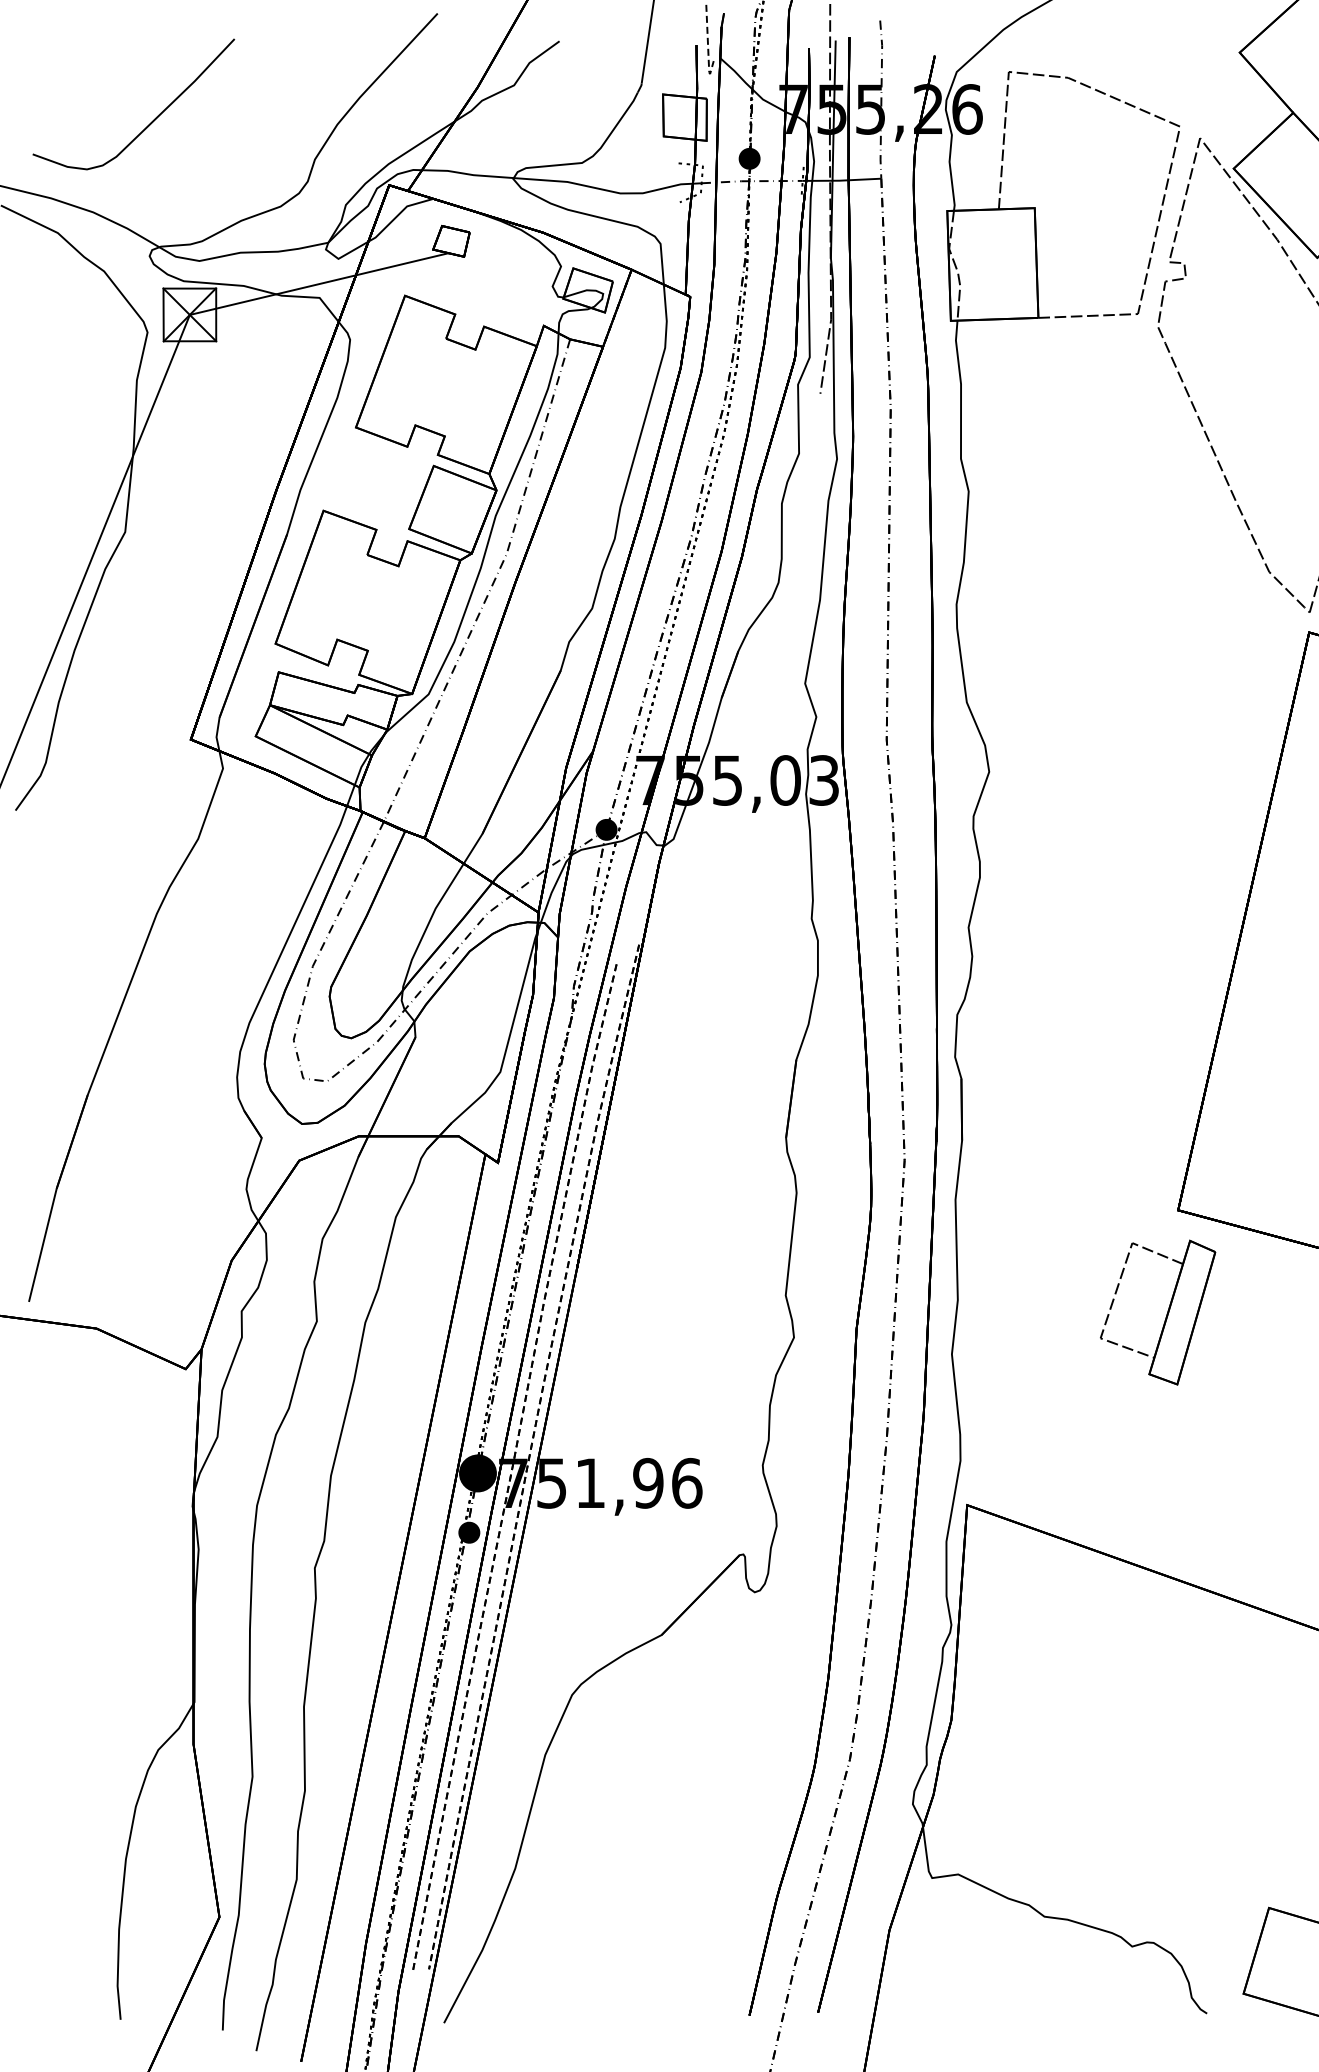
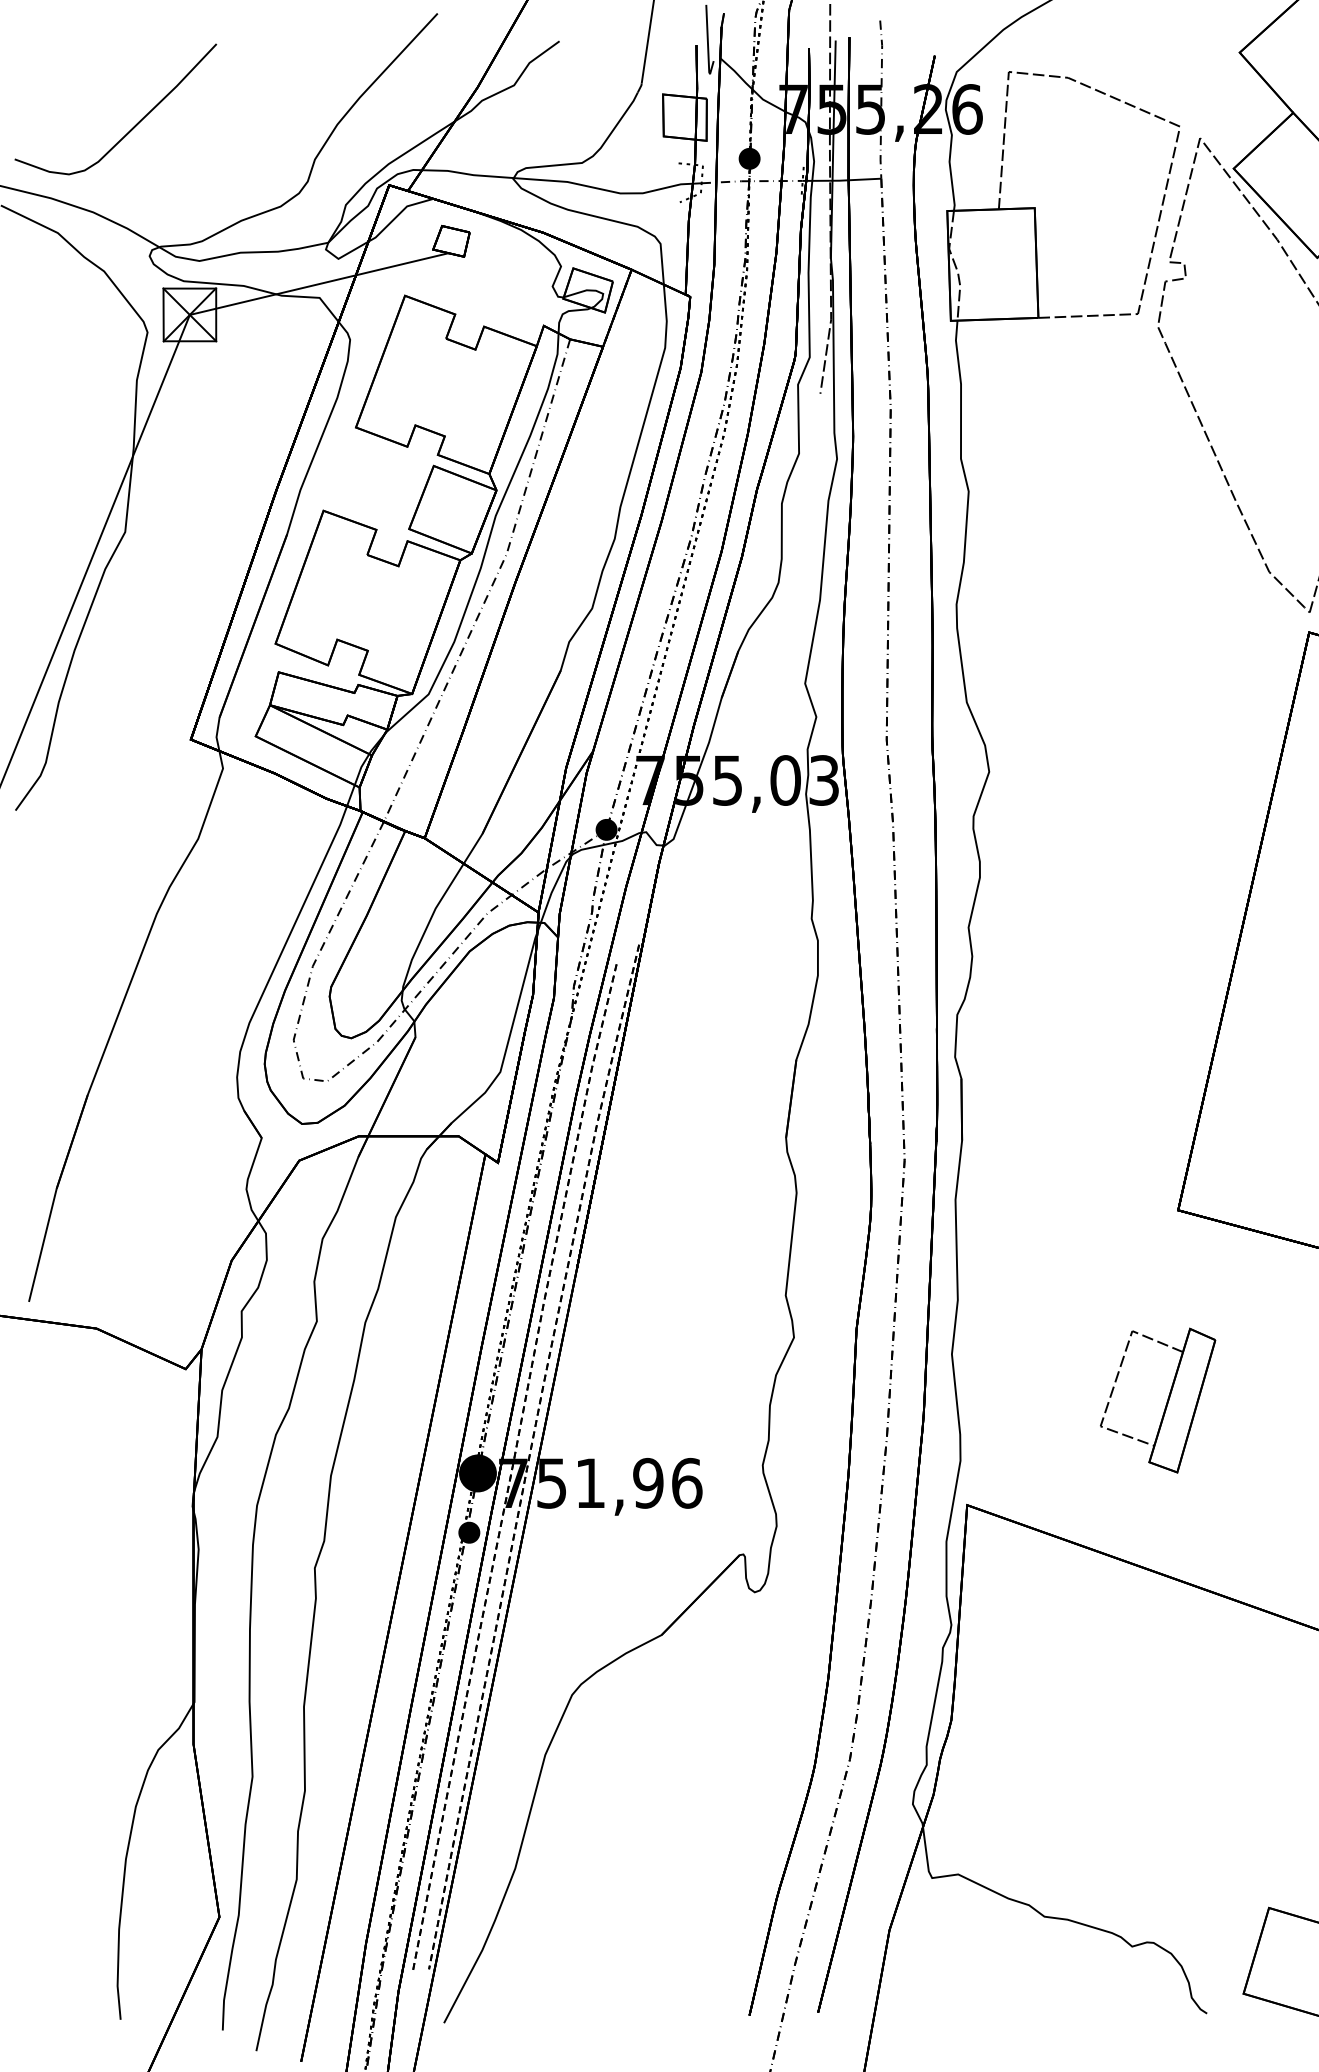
line: dashed -> solid (708, 48)
curve position: (151, 121) -> (133, 126) (133, 126)
part position: (1166, 1313) -> (1166, 1401) (1166, 1401)
